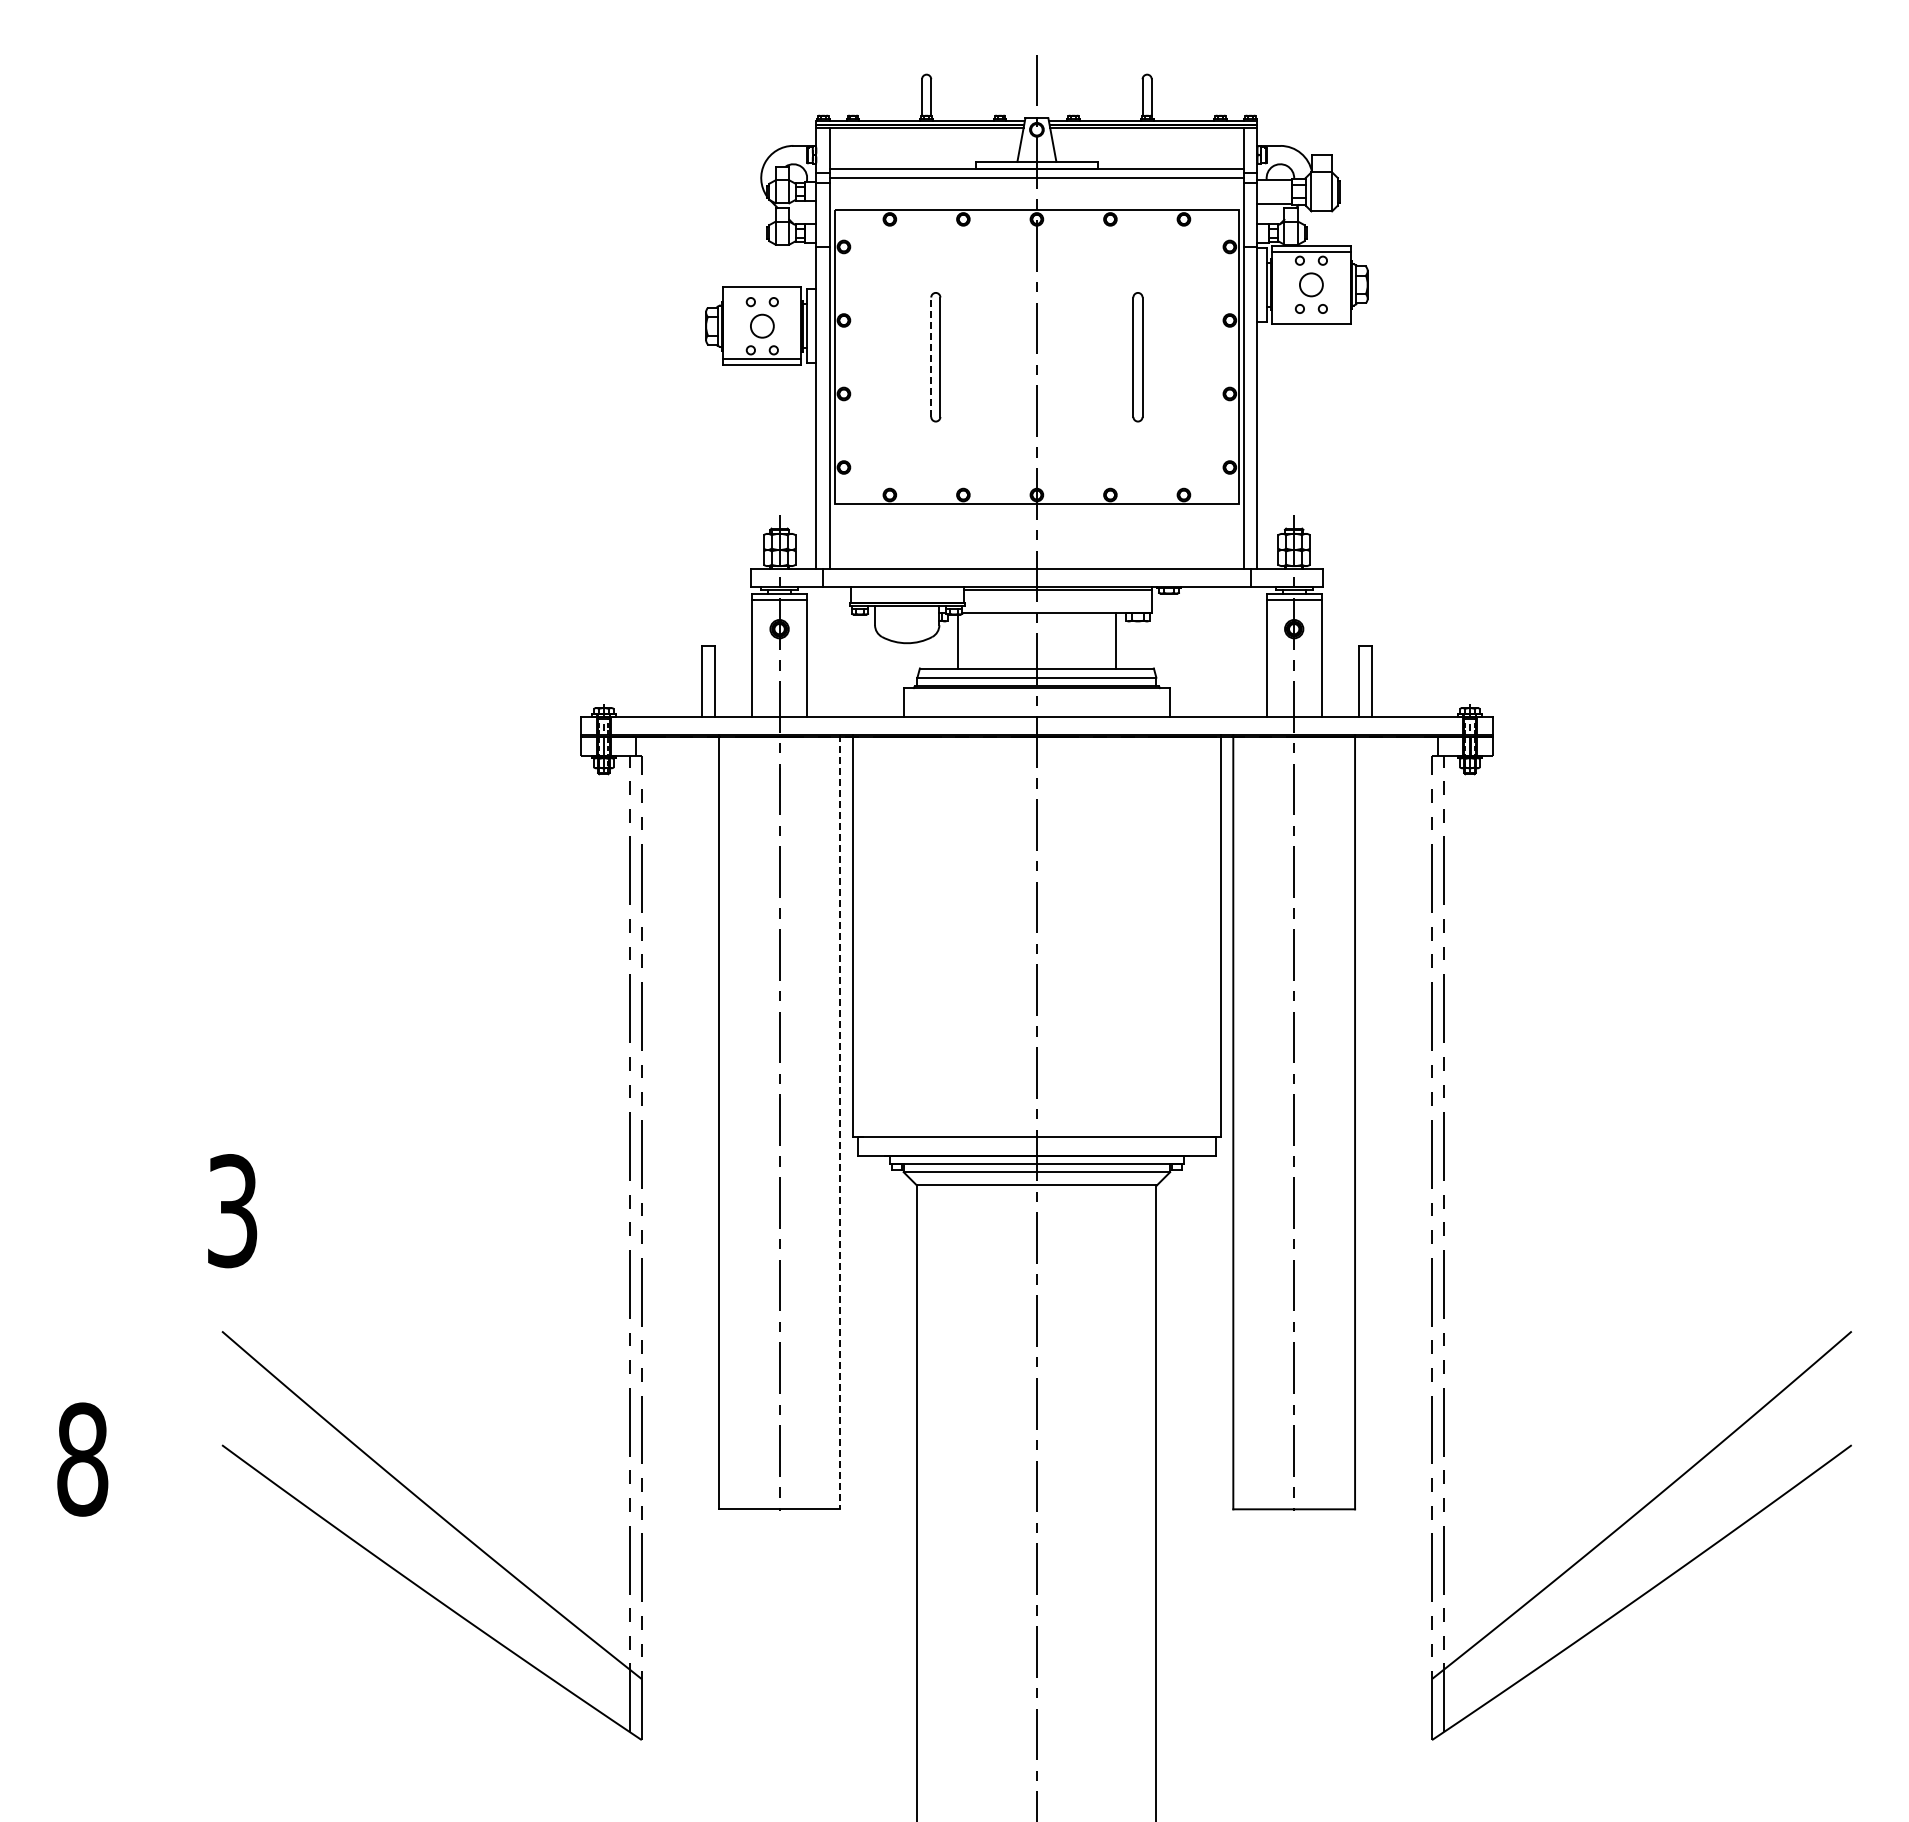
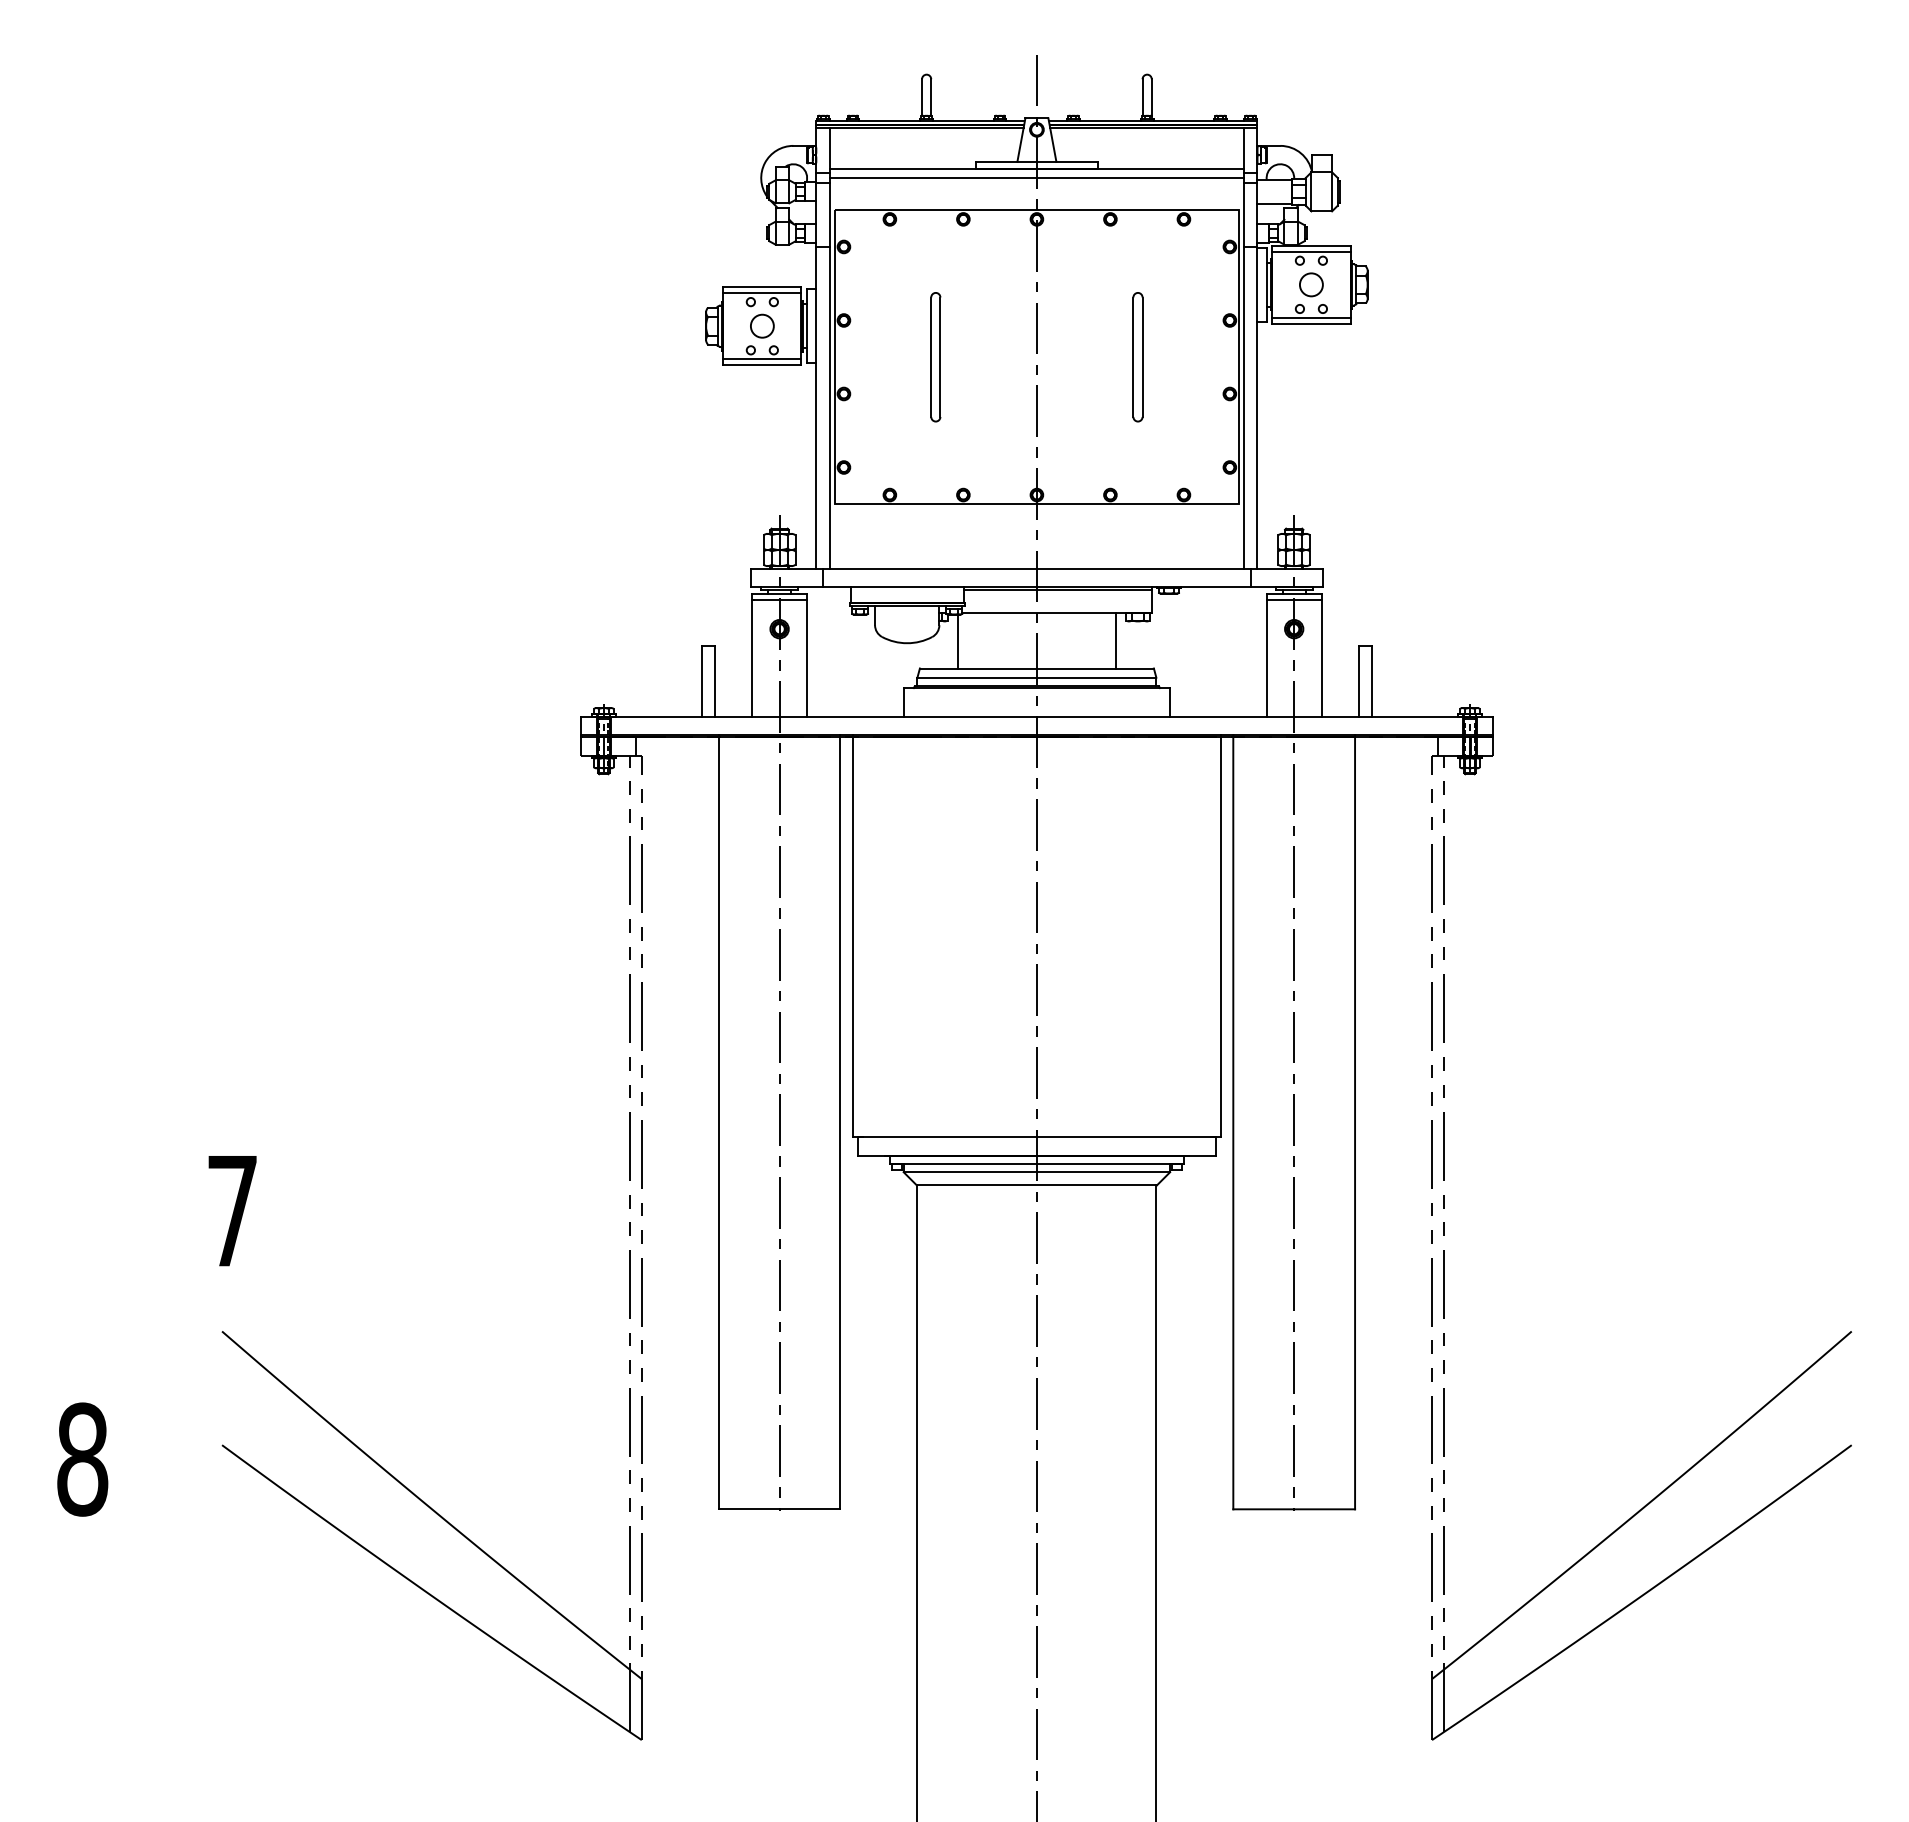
line: none -> present (762, 293)
line: none -> present (1311, 318)
line: dashed -> solid (931, 357)
line: dashed -> solid (840, 1122)
text: 3 -> 7 (232, 1211)
